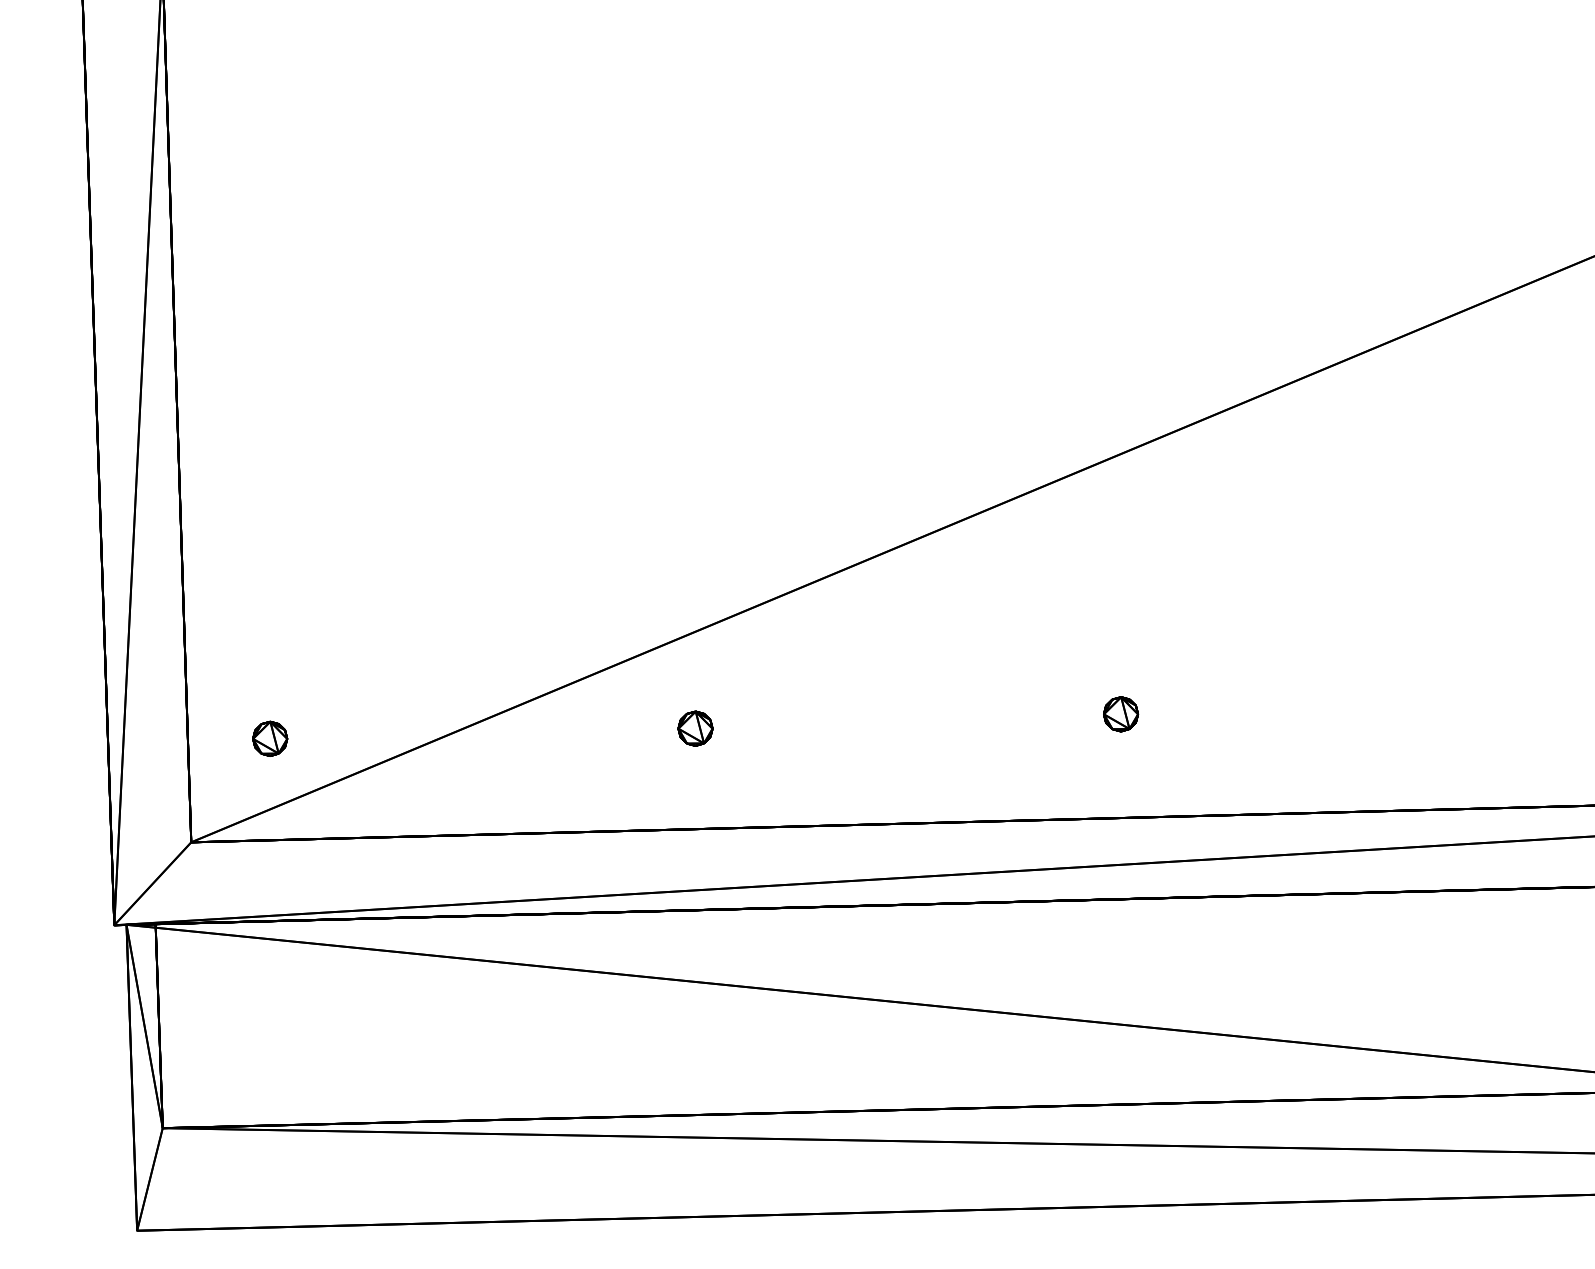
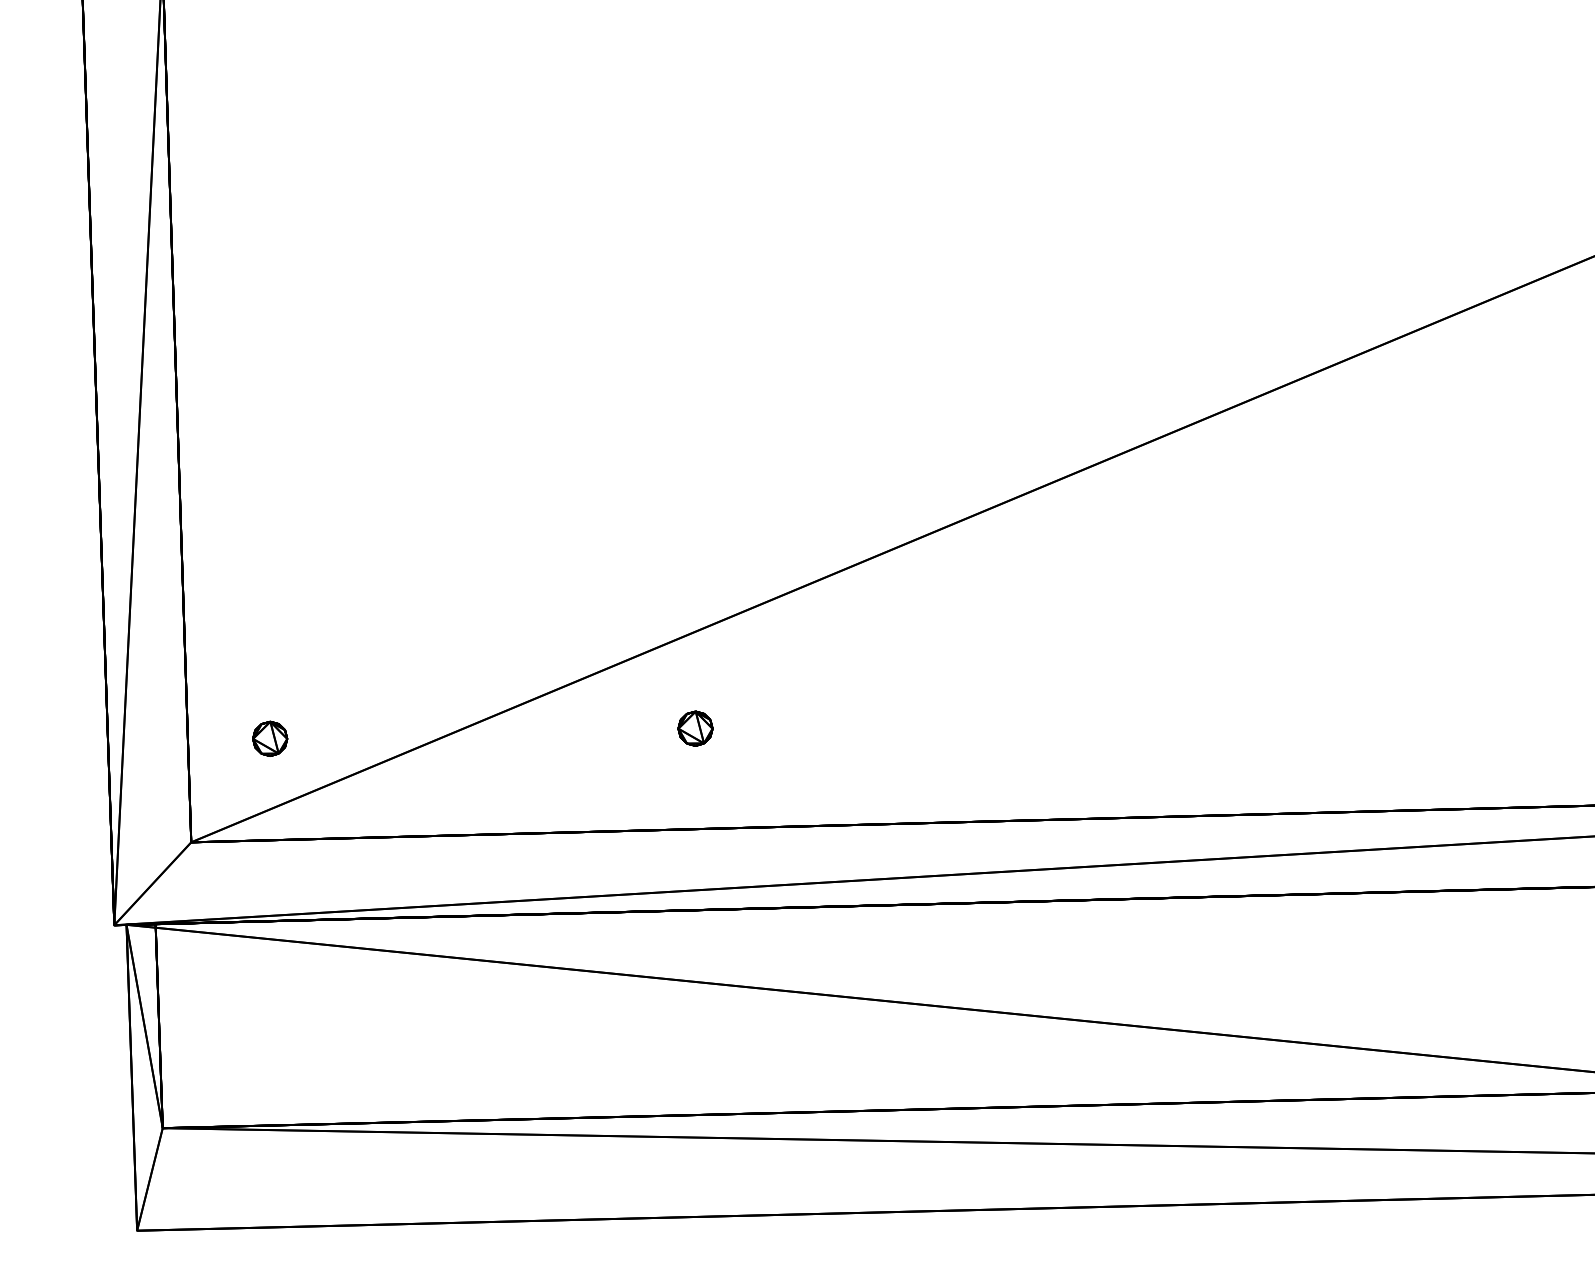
part: present -> none (1121, 714)
